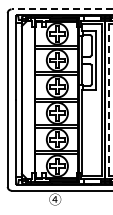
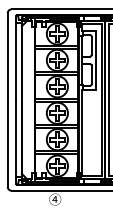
line: dashed -> solid (61, 9)
line: dashed -> solid (109, 95)
